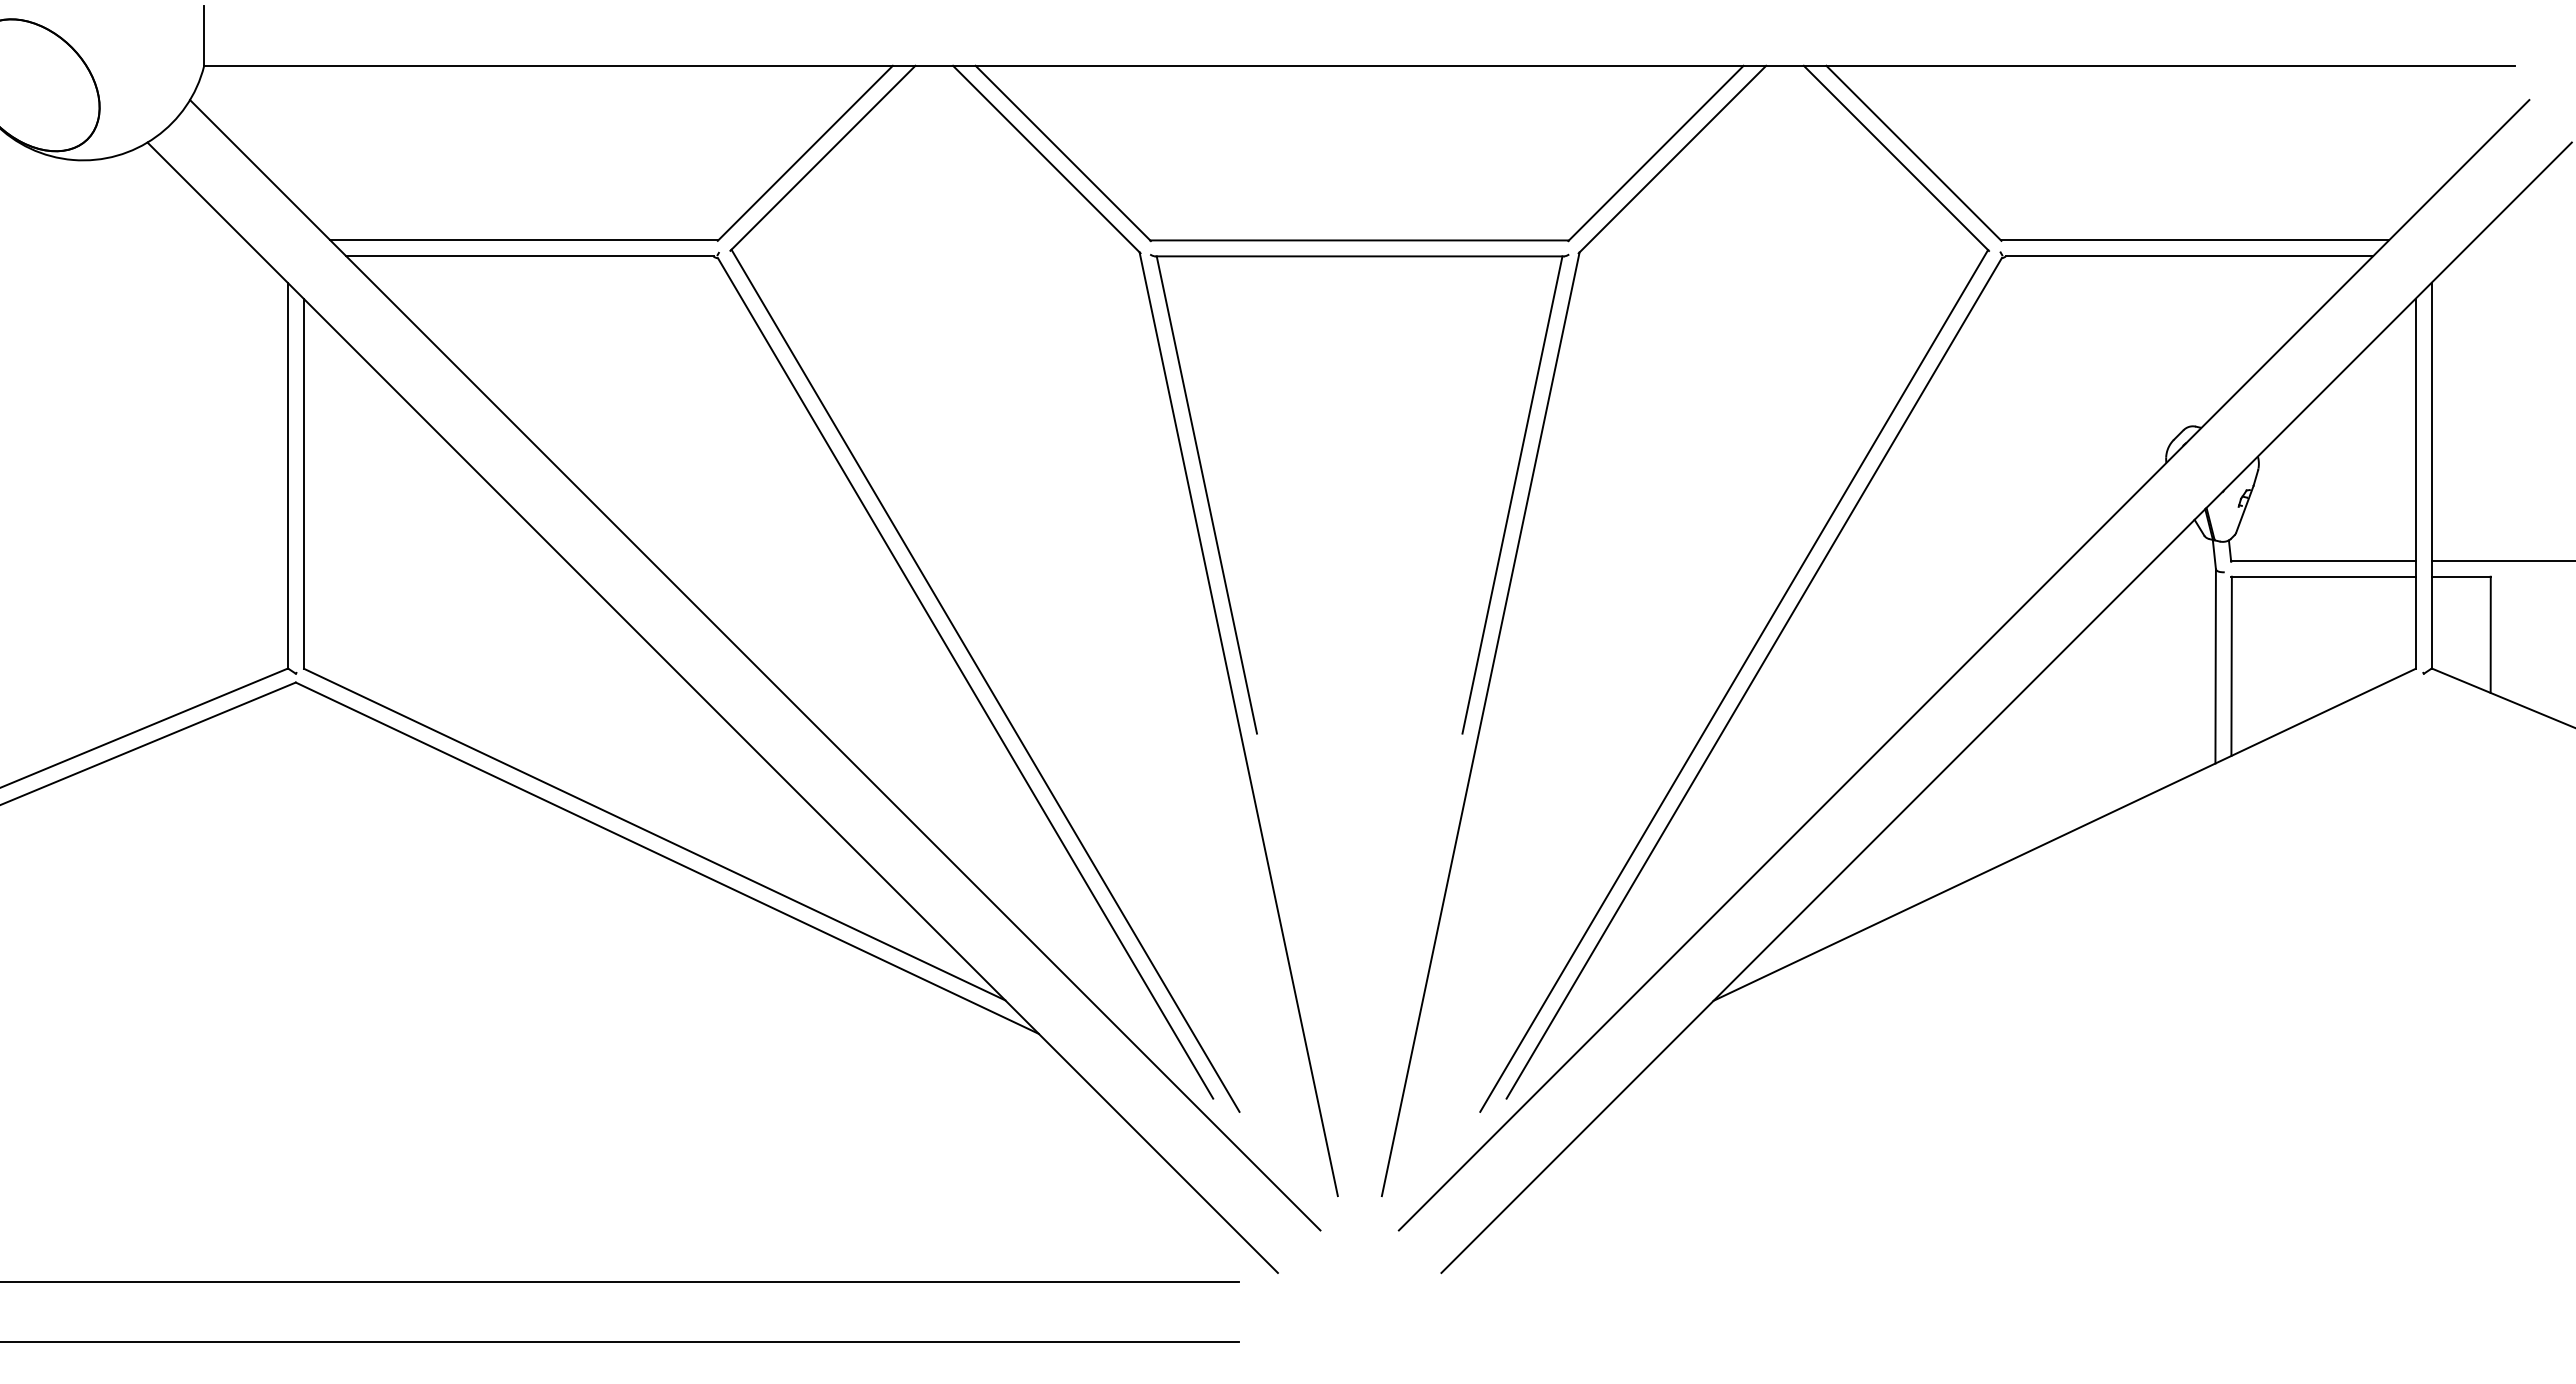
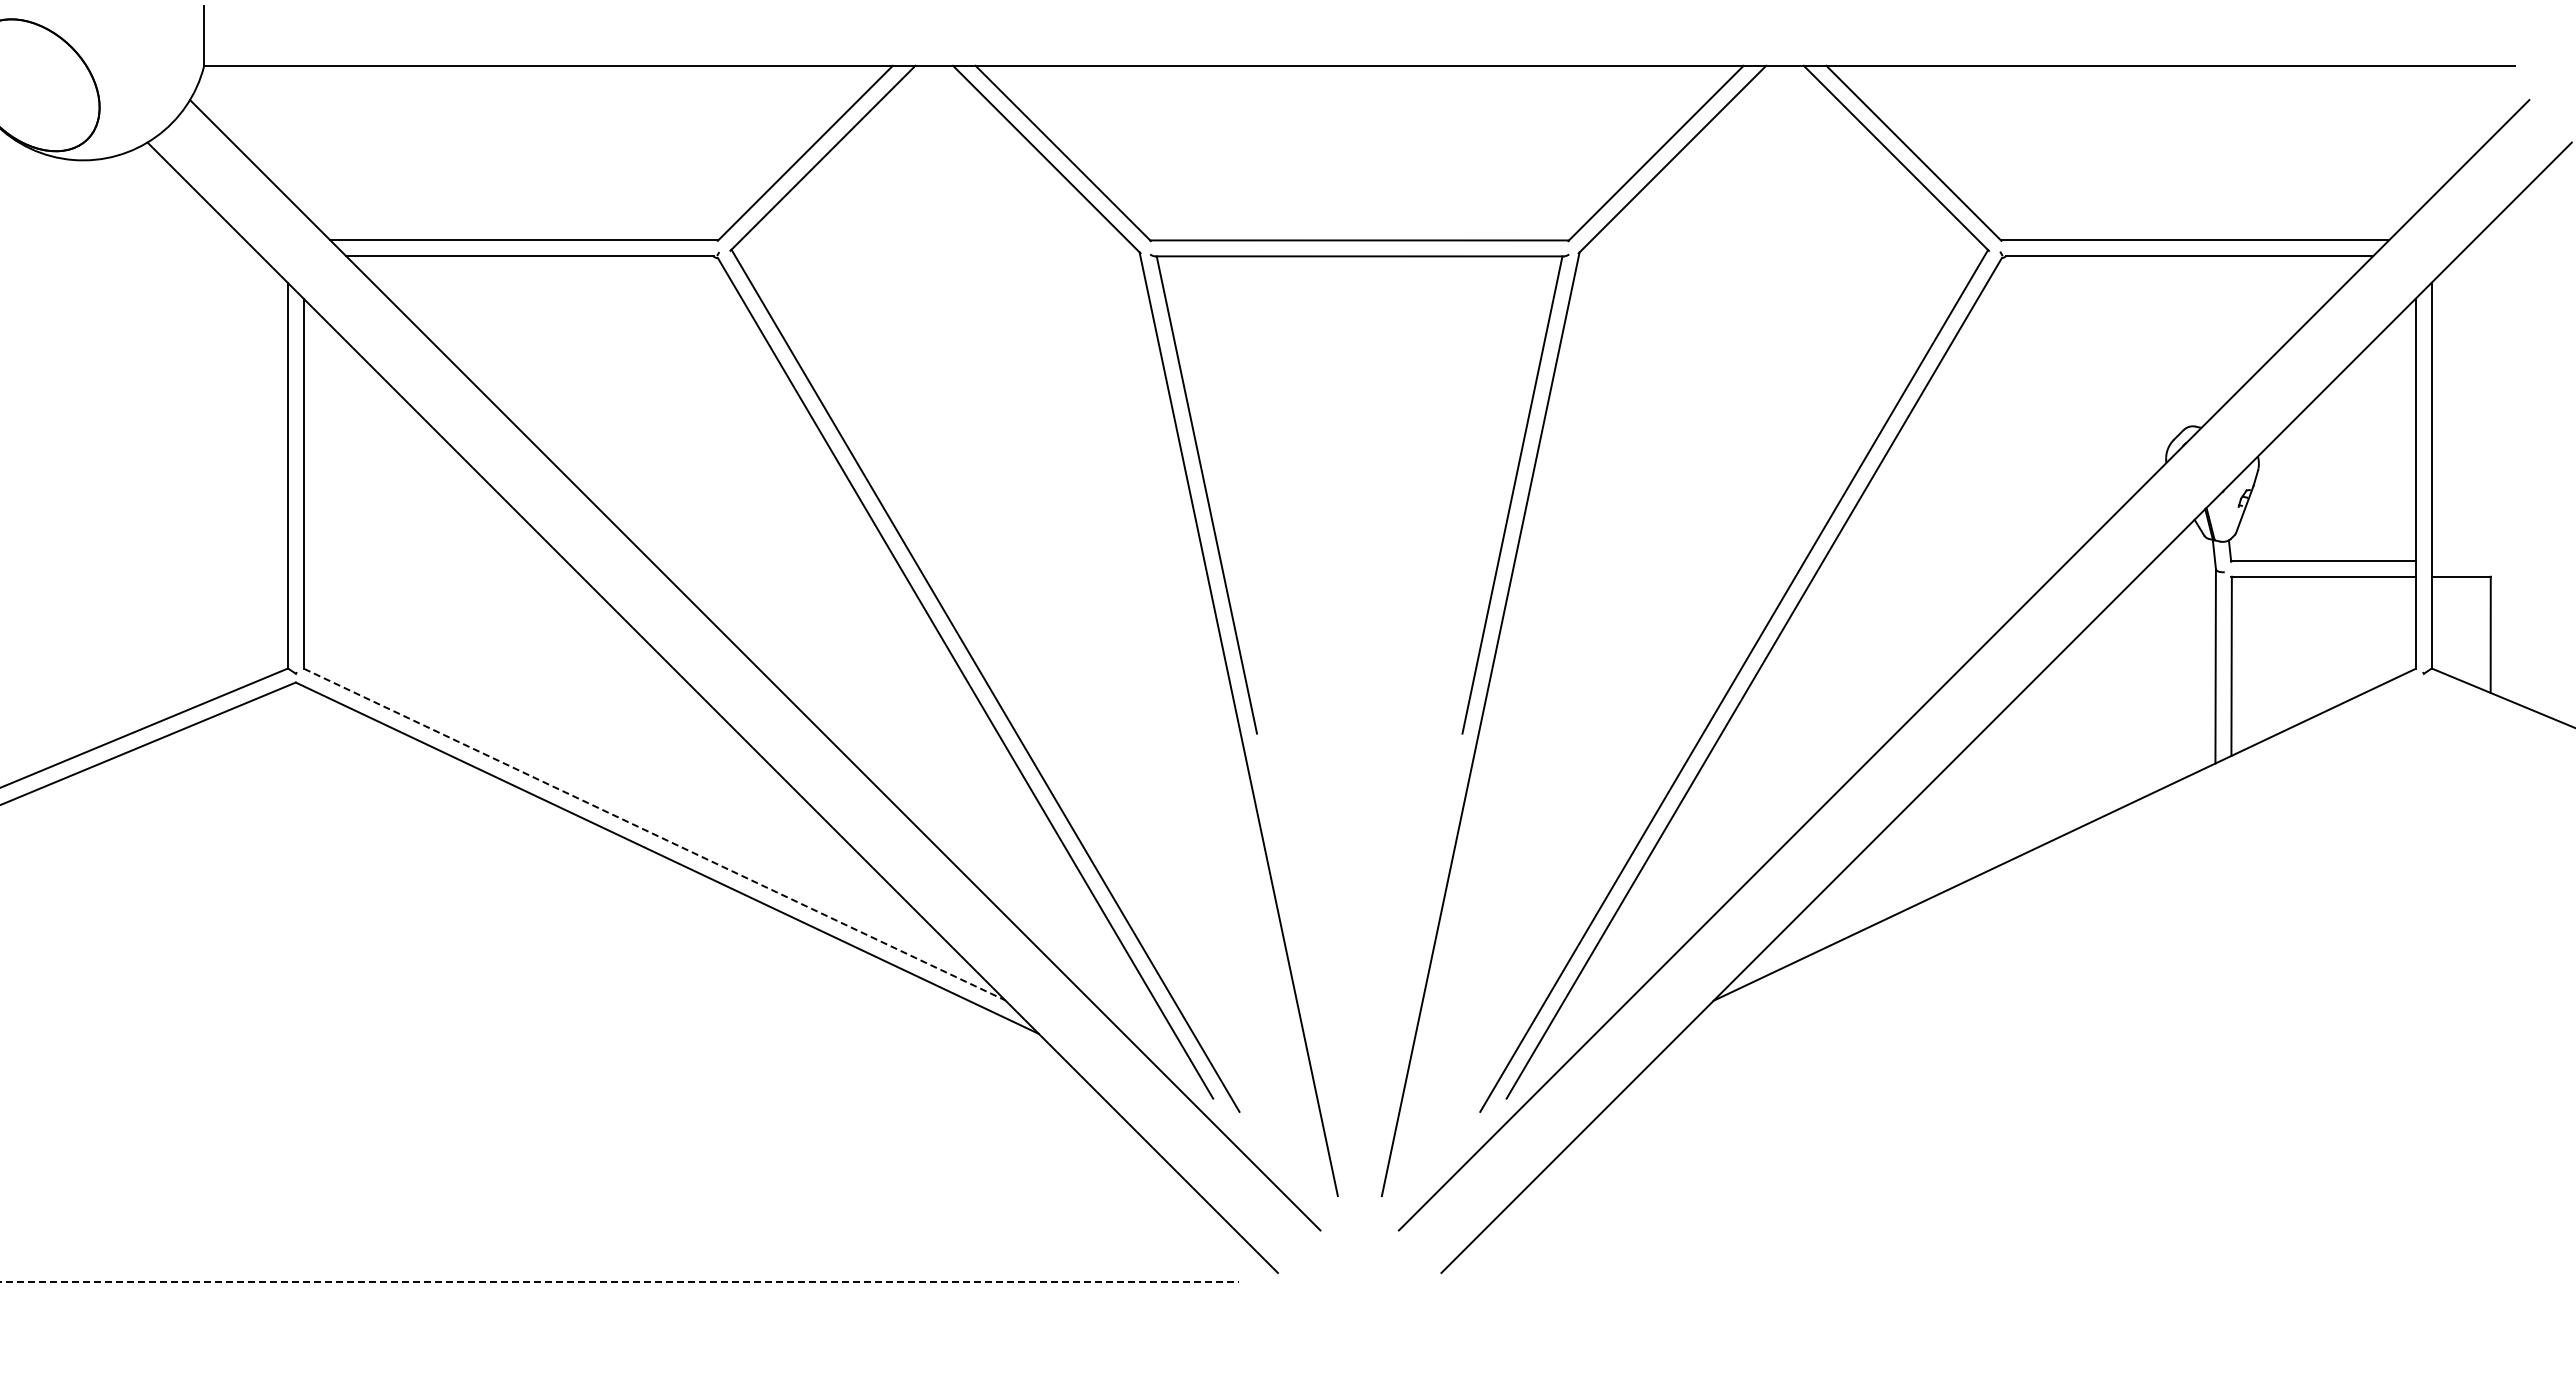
line: present -> none (2501, 560)
line: solid -> dashed (654, 834)
line: solid -> dashed (619, 1282)
line: present -> none (620, 1342)
